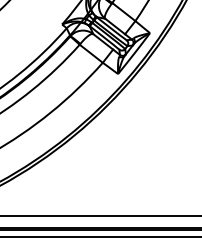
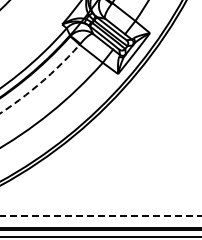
arc: solid -> dashed (42, 81)
line: solid -> dashed (101, 215)
